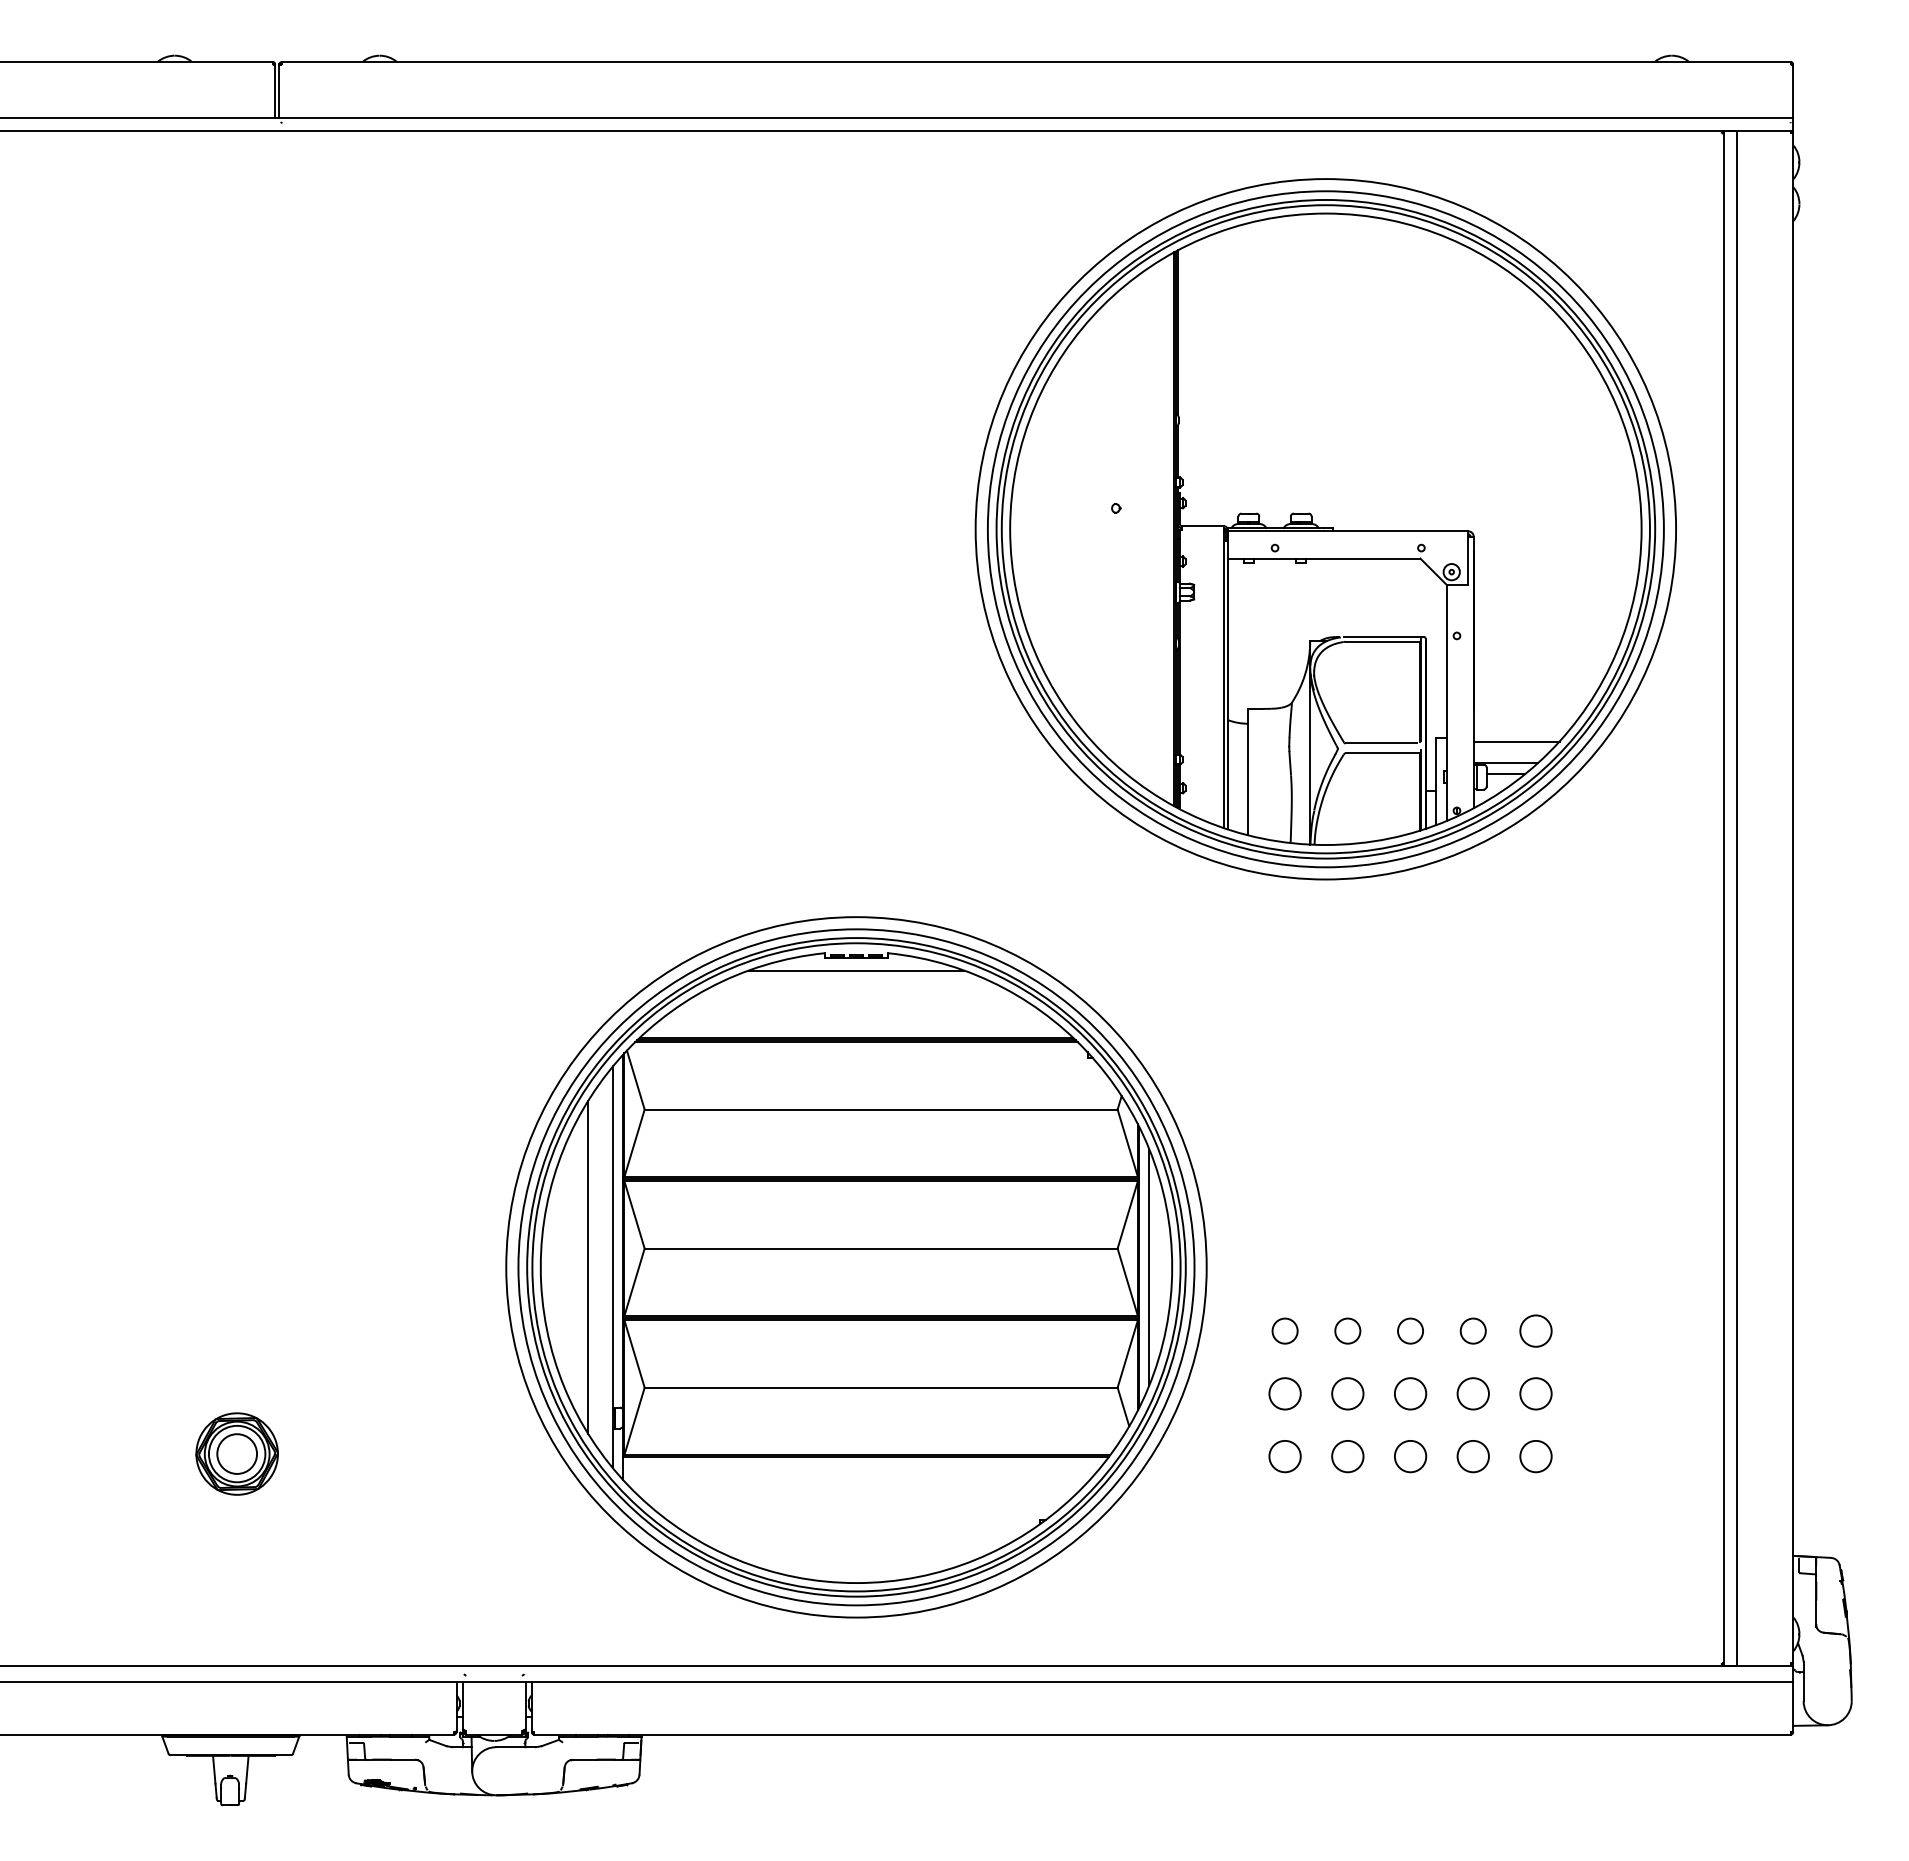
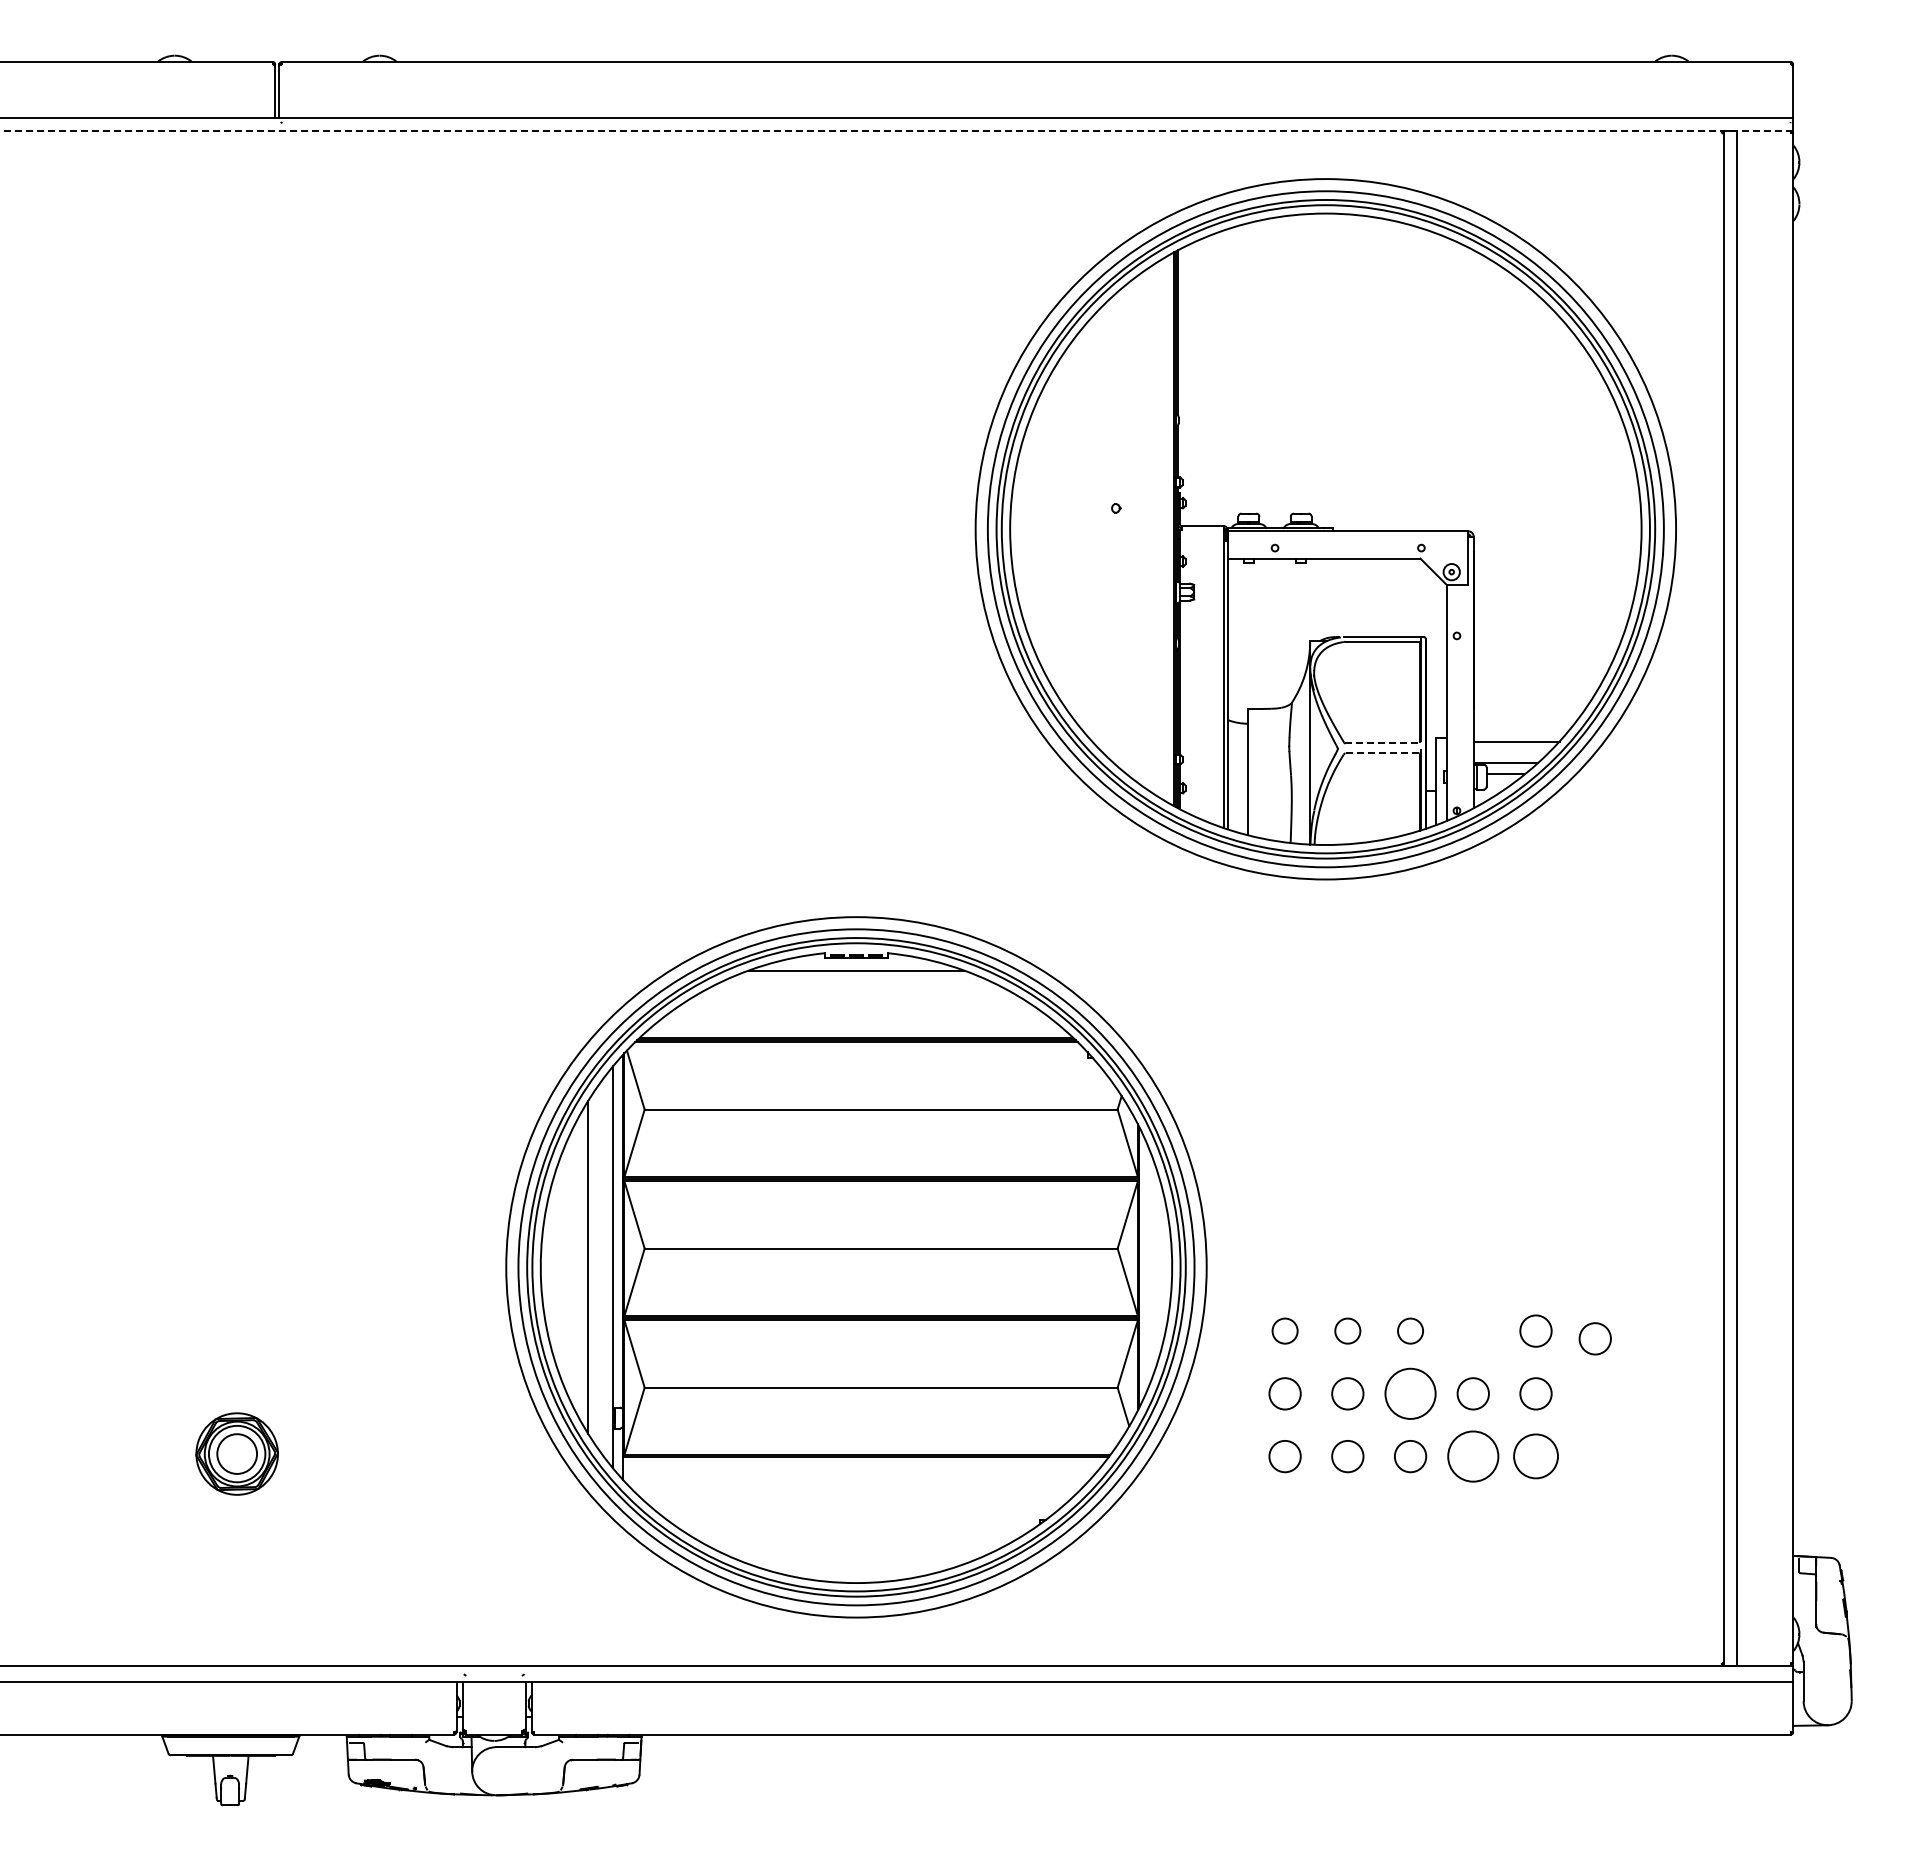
line: solid -> dashed (896, 130)
line: solid -> dashed (1381, 743)
line: solid -> dashed (1382, 753)
line: present -> none (1149, 1267)
circle: present -> none (1472, 1330)
circle: none -> present (1594, 1338)
circle diameter: 31 px -> 50 px (1410, 1393)
circle diameter: 31 px -> 50 px (1473, 1456)
circle size: 34x34 px -> 46x47 px (1535, 1456)
